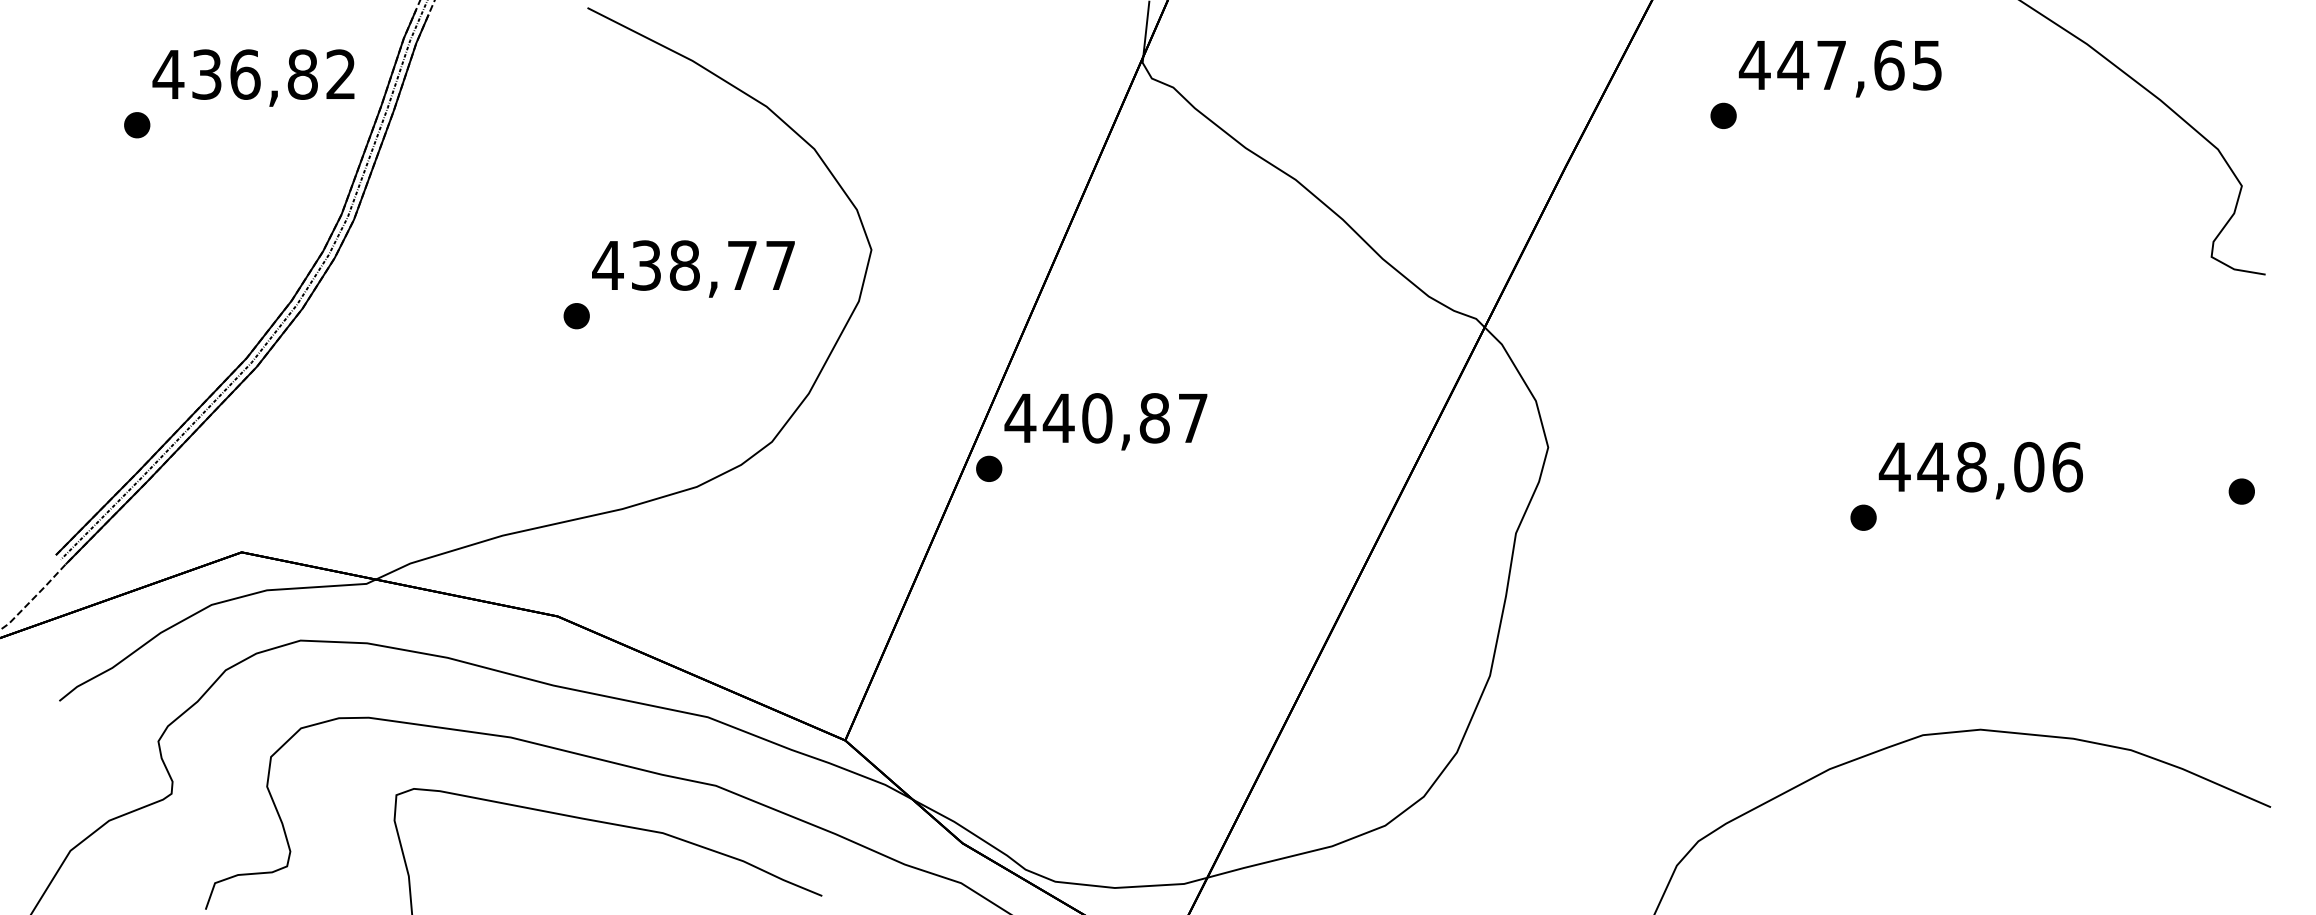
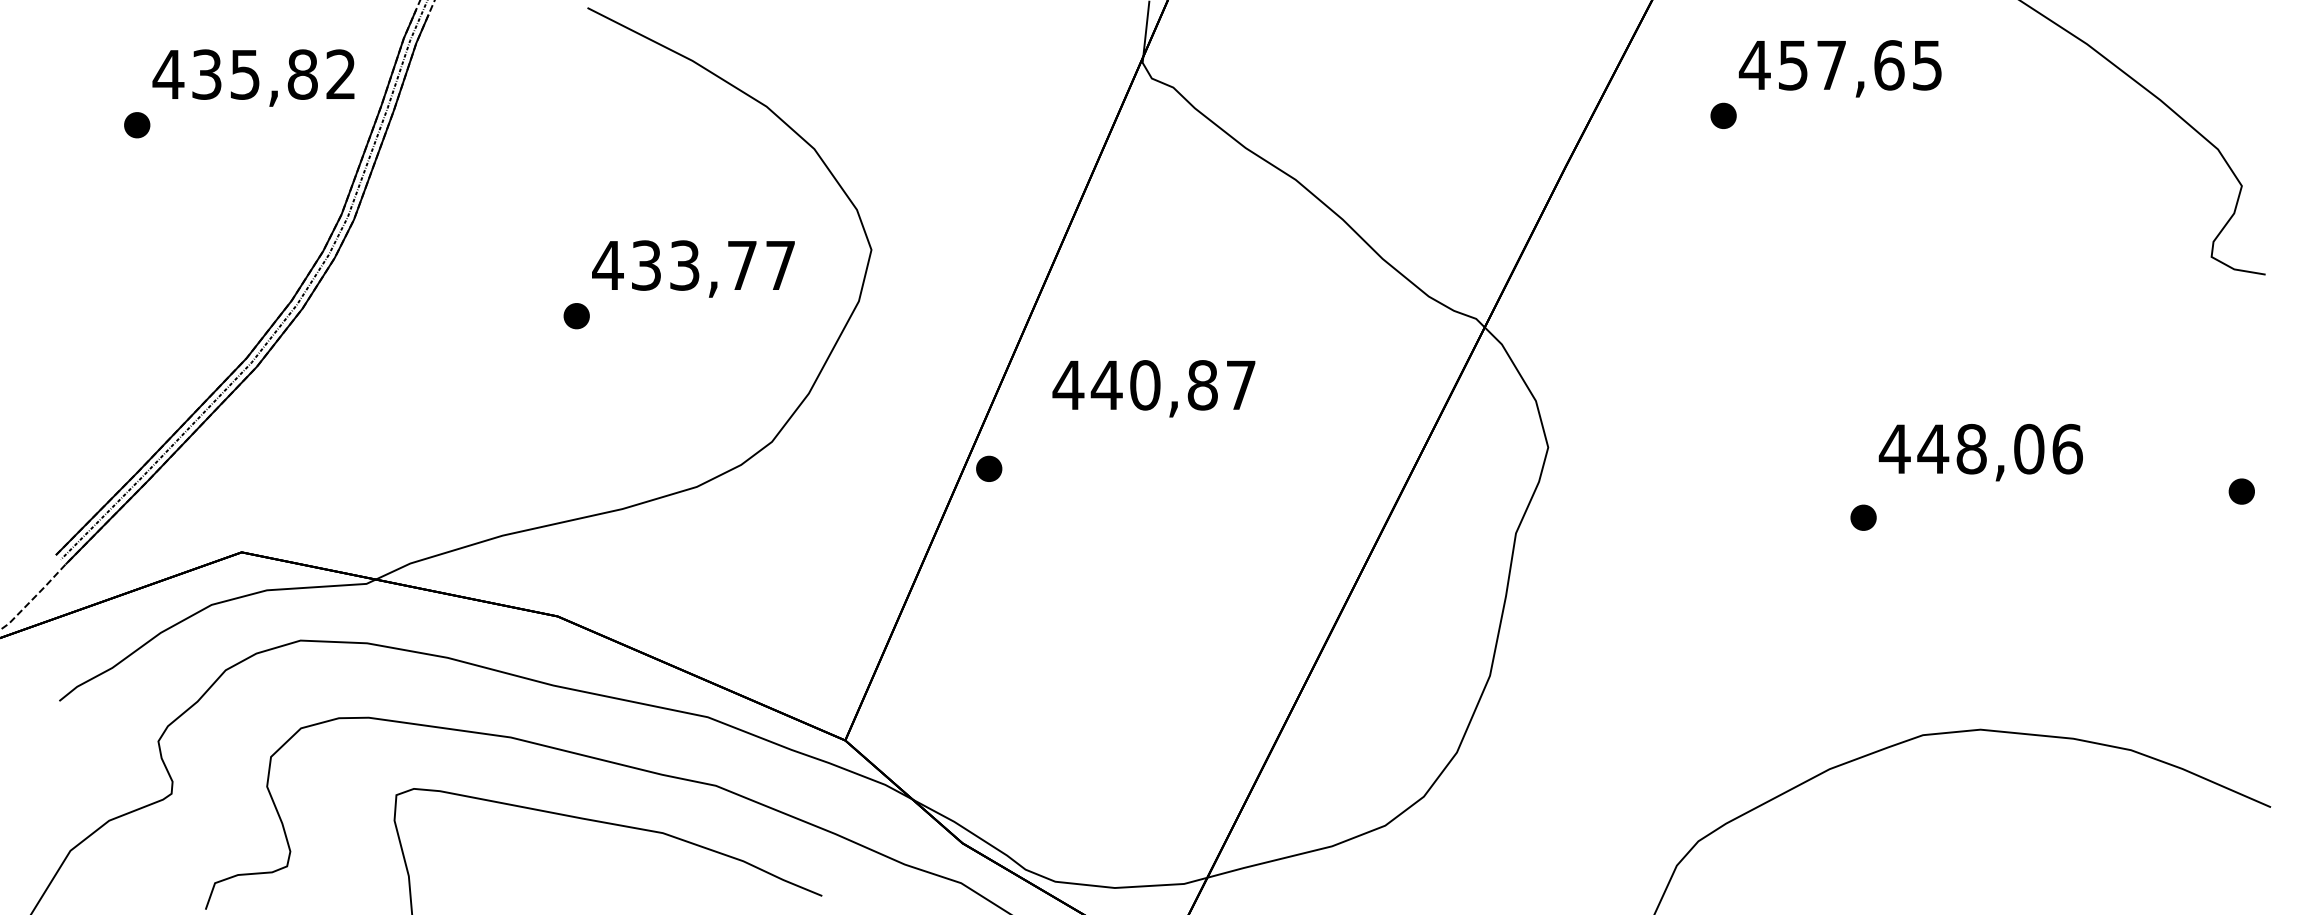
text: 447,65 -> 457,65 (1793, 65)
text: 436,82 -> 435,82 (245, 74)
text: 438,77 -> 433,77 (684, 265)
text position: (1105, 421) -> (1153, 388) (1153, 388)
text position: (1980, 470) -> (1980, 452) (1980, 452)
